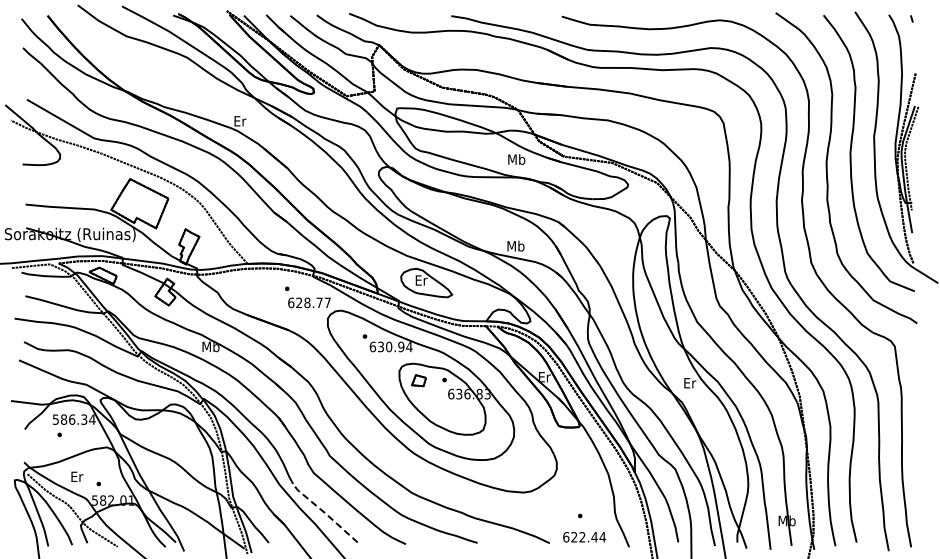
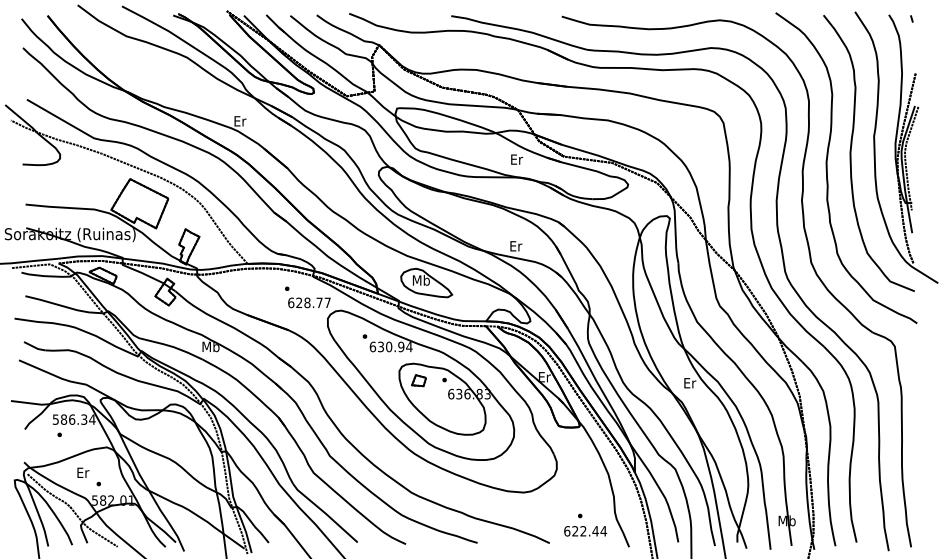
text: Mb -> Er (516, 159)
text: Mb -> Er (515, 245)
text: Er -> Mb (420, 280)
text position: (77, 476) -> (83, 472) (83, 472)
line: dashed -> solid (324, 512)
text position: (584, 537) -> (585, 531) (585, 531)
